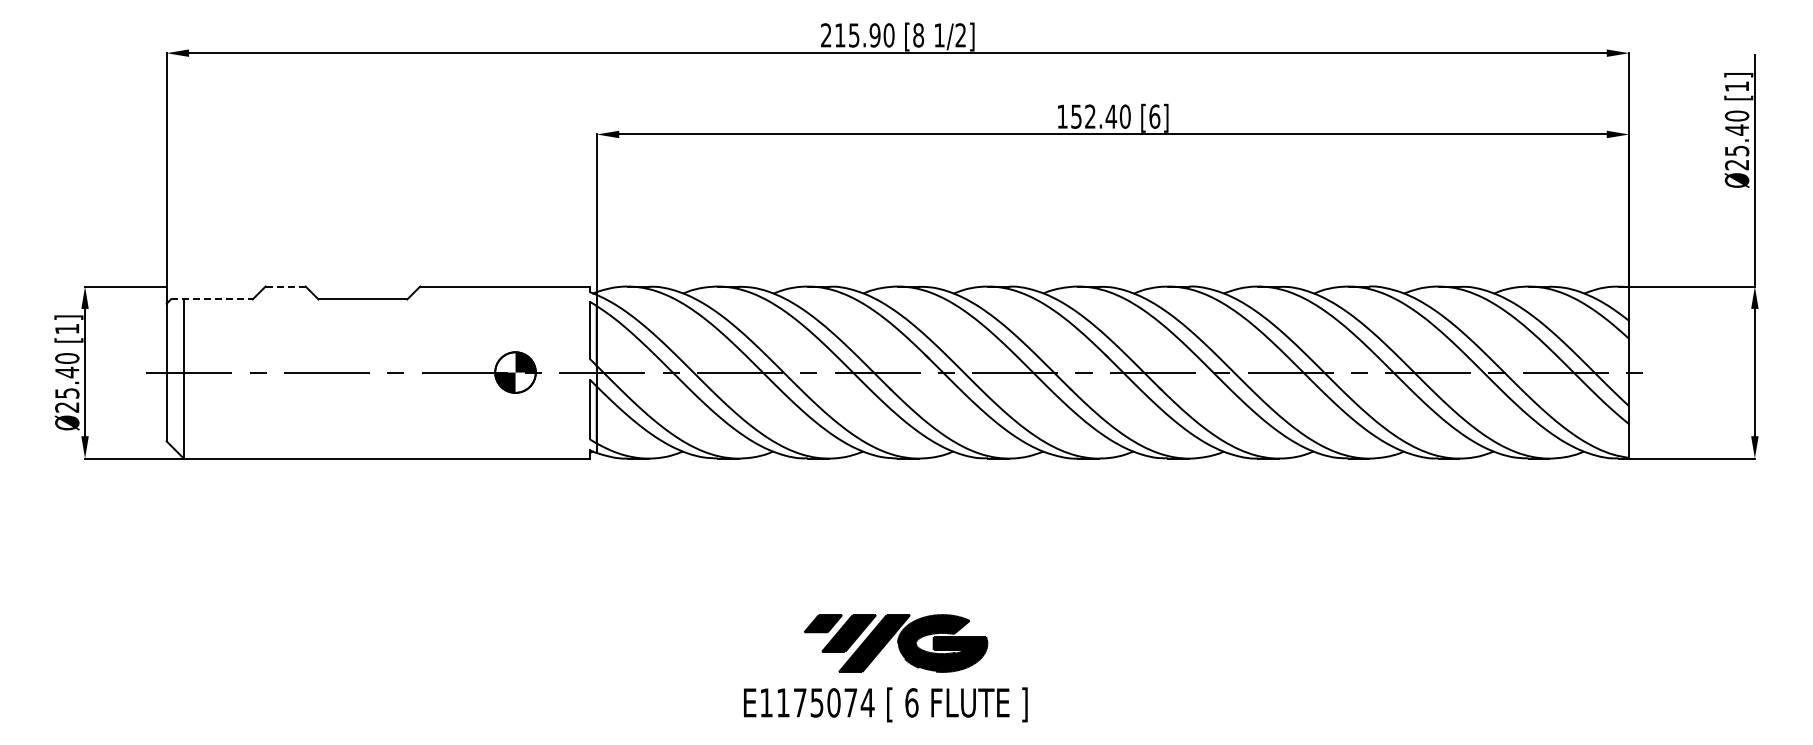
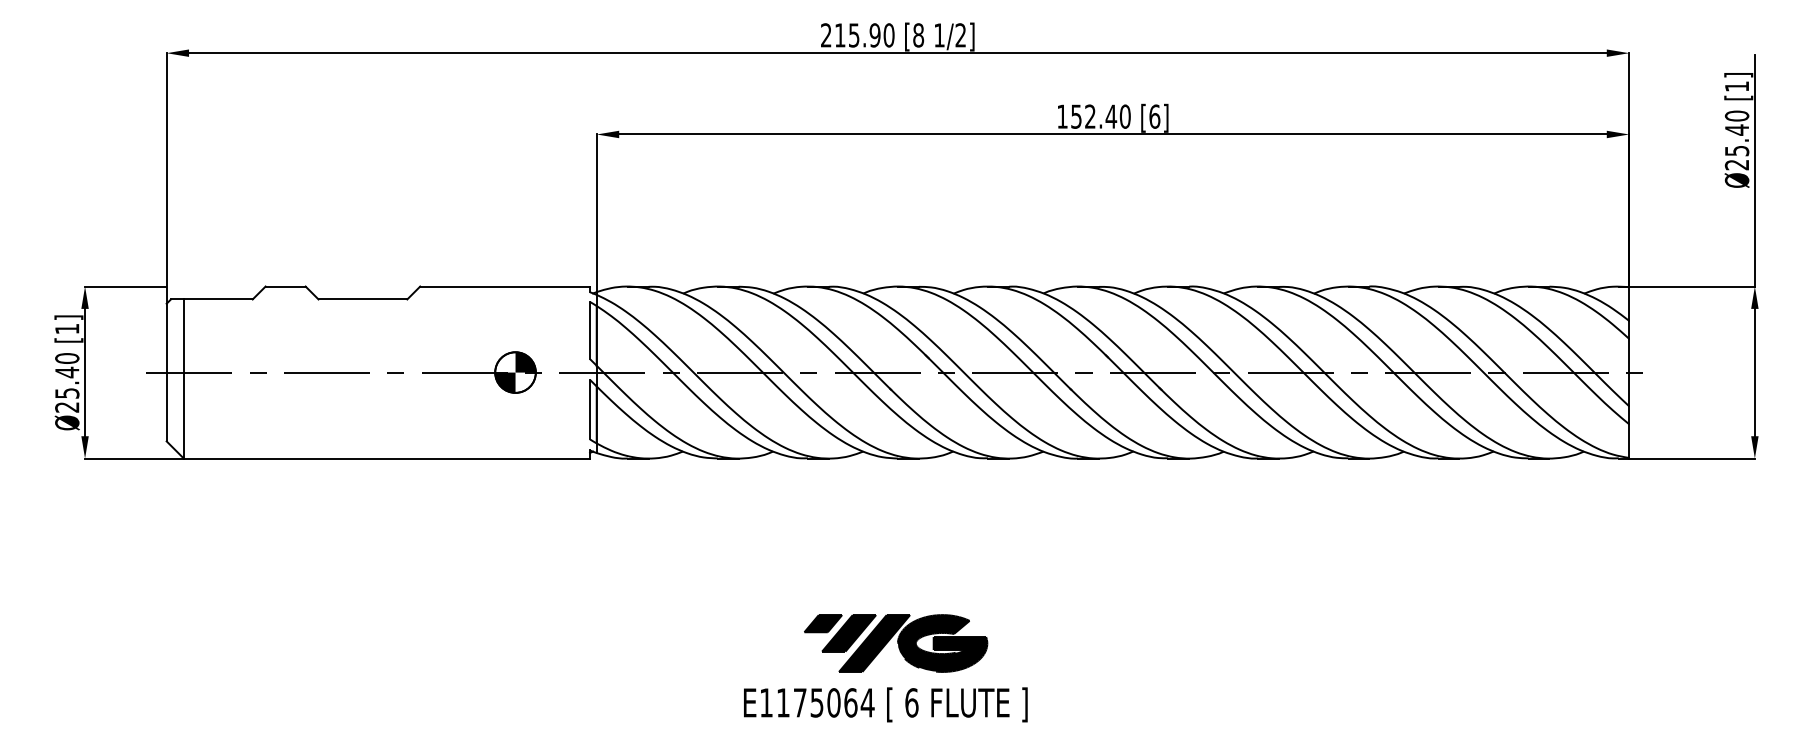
line: dashed -> solid (285, 286)
line: dashed -> solid (211, 299)
text: E1175074 -> E1175064 (850, 702)
